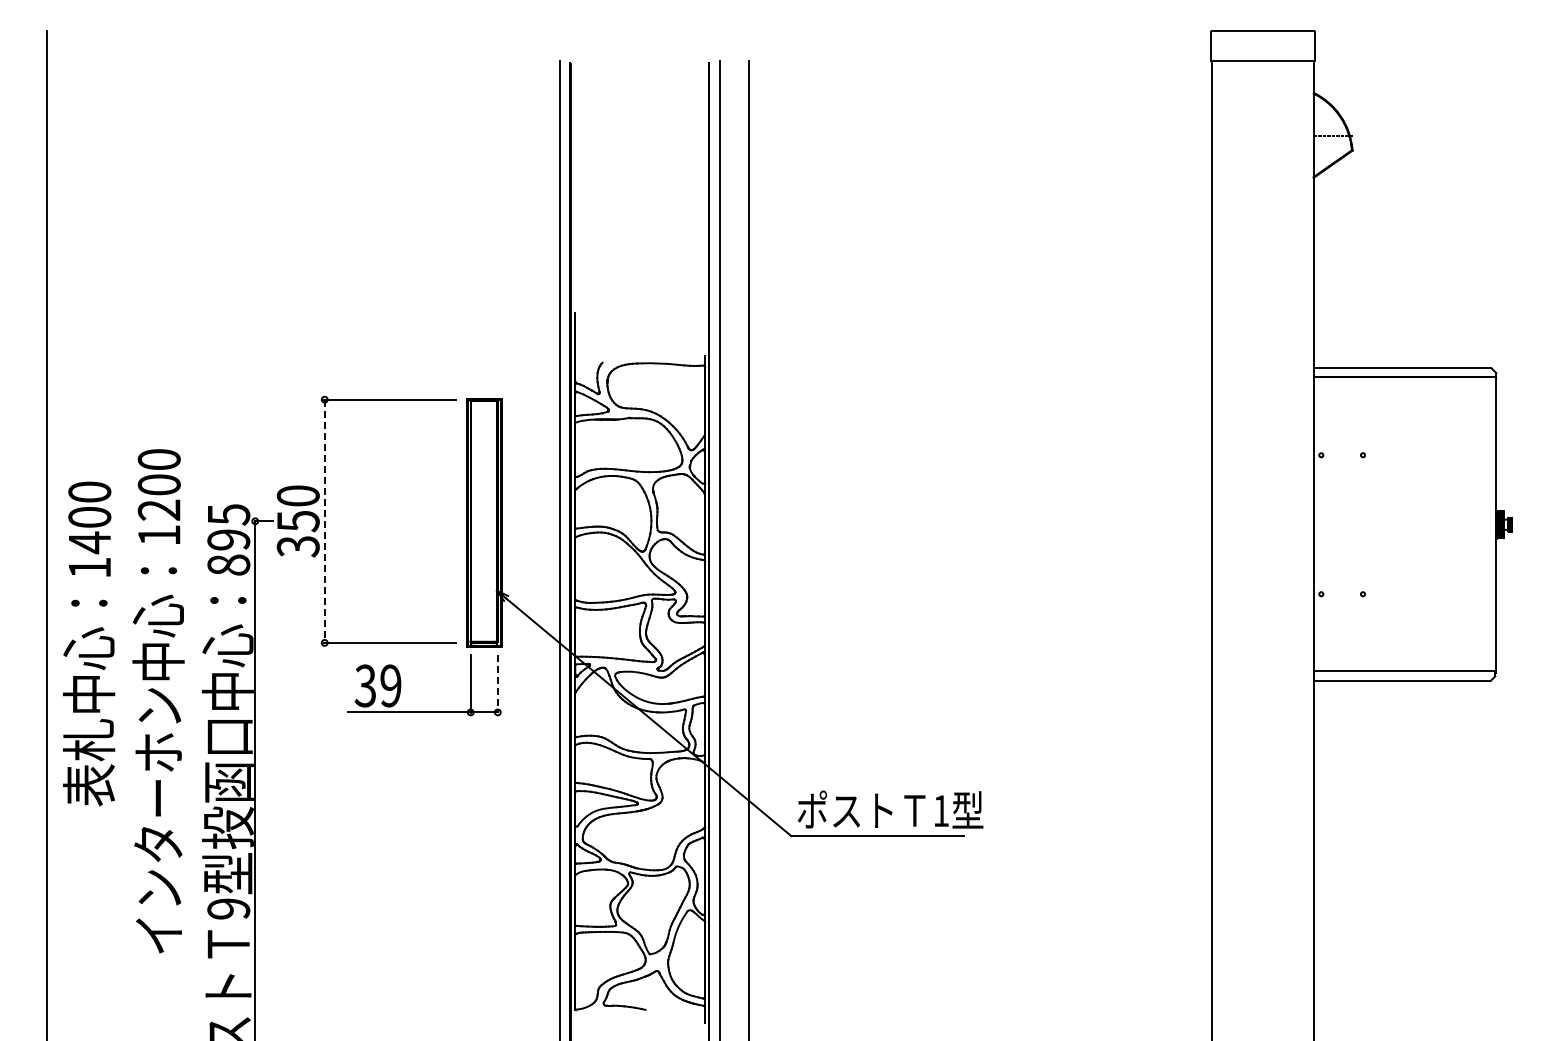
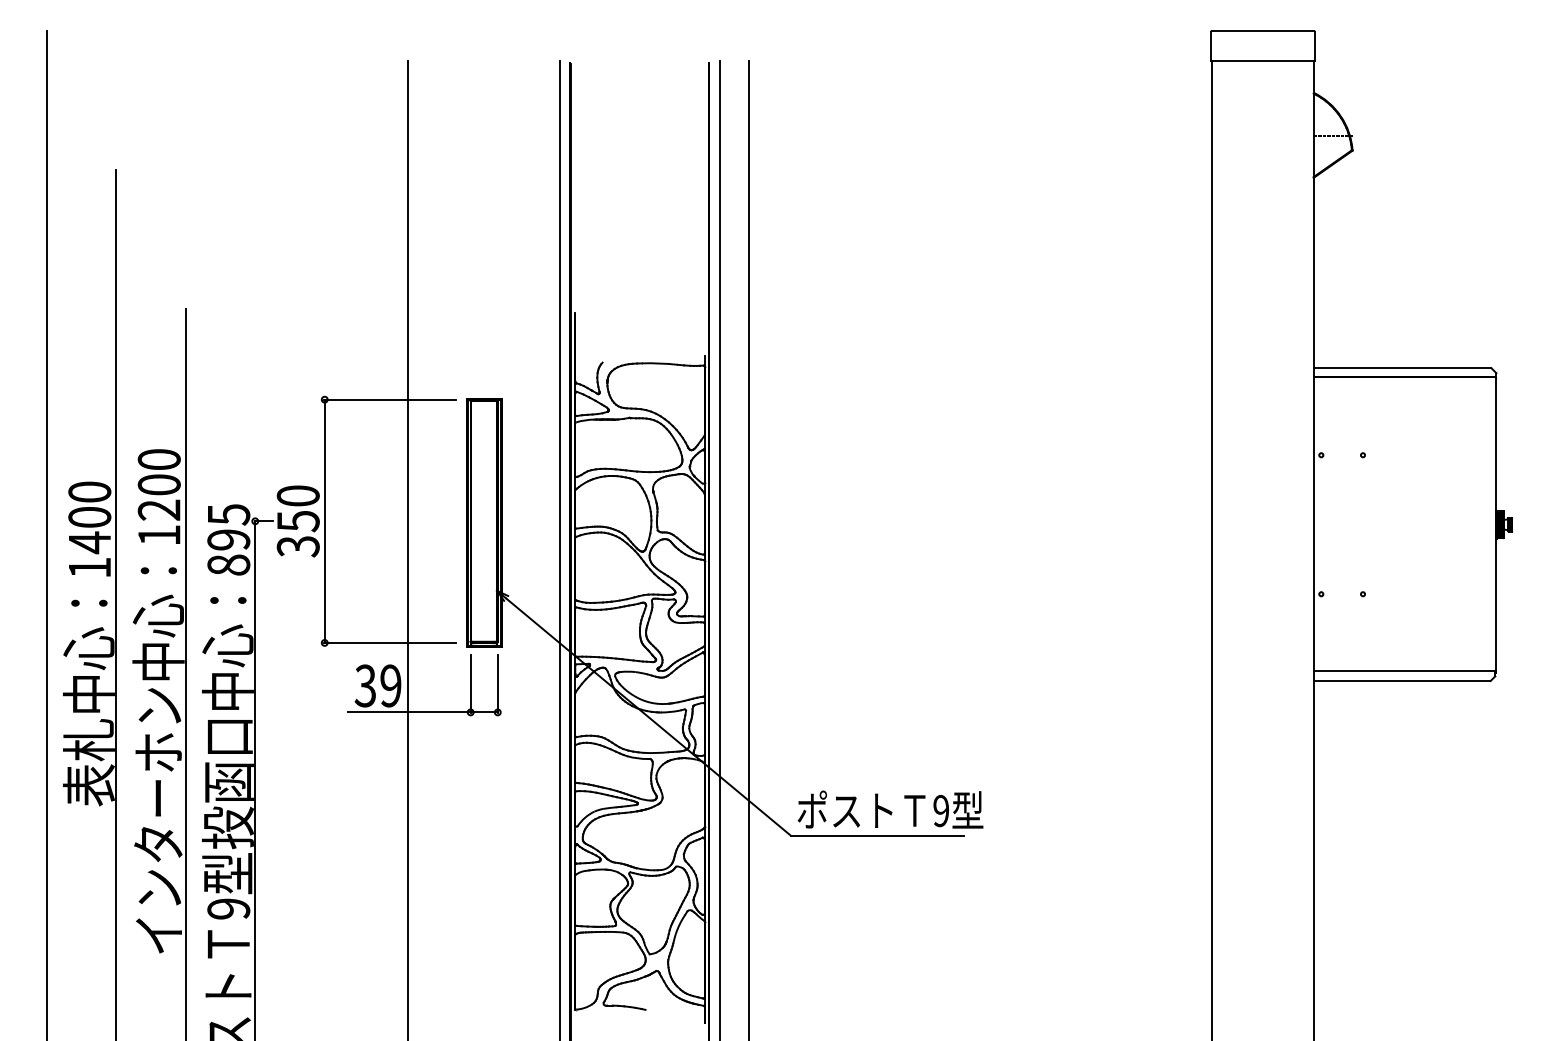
line: dashed -> solid (324, 521)
line: none -> present (408, 549)
line: none -> present (116, 603)
line: none -> present (185, 673)
line: dashed -> solid (497, 684)
text: 1 -> 9 (940, 810)
